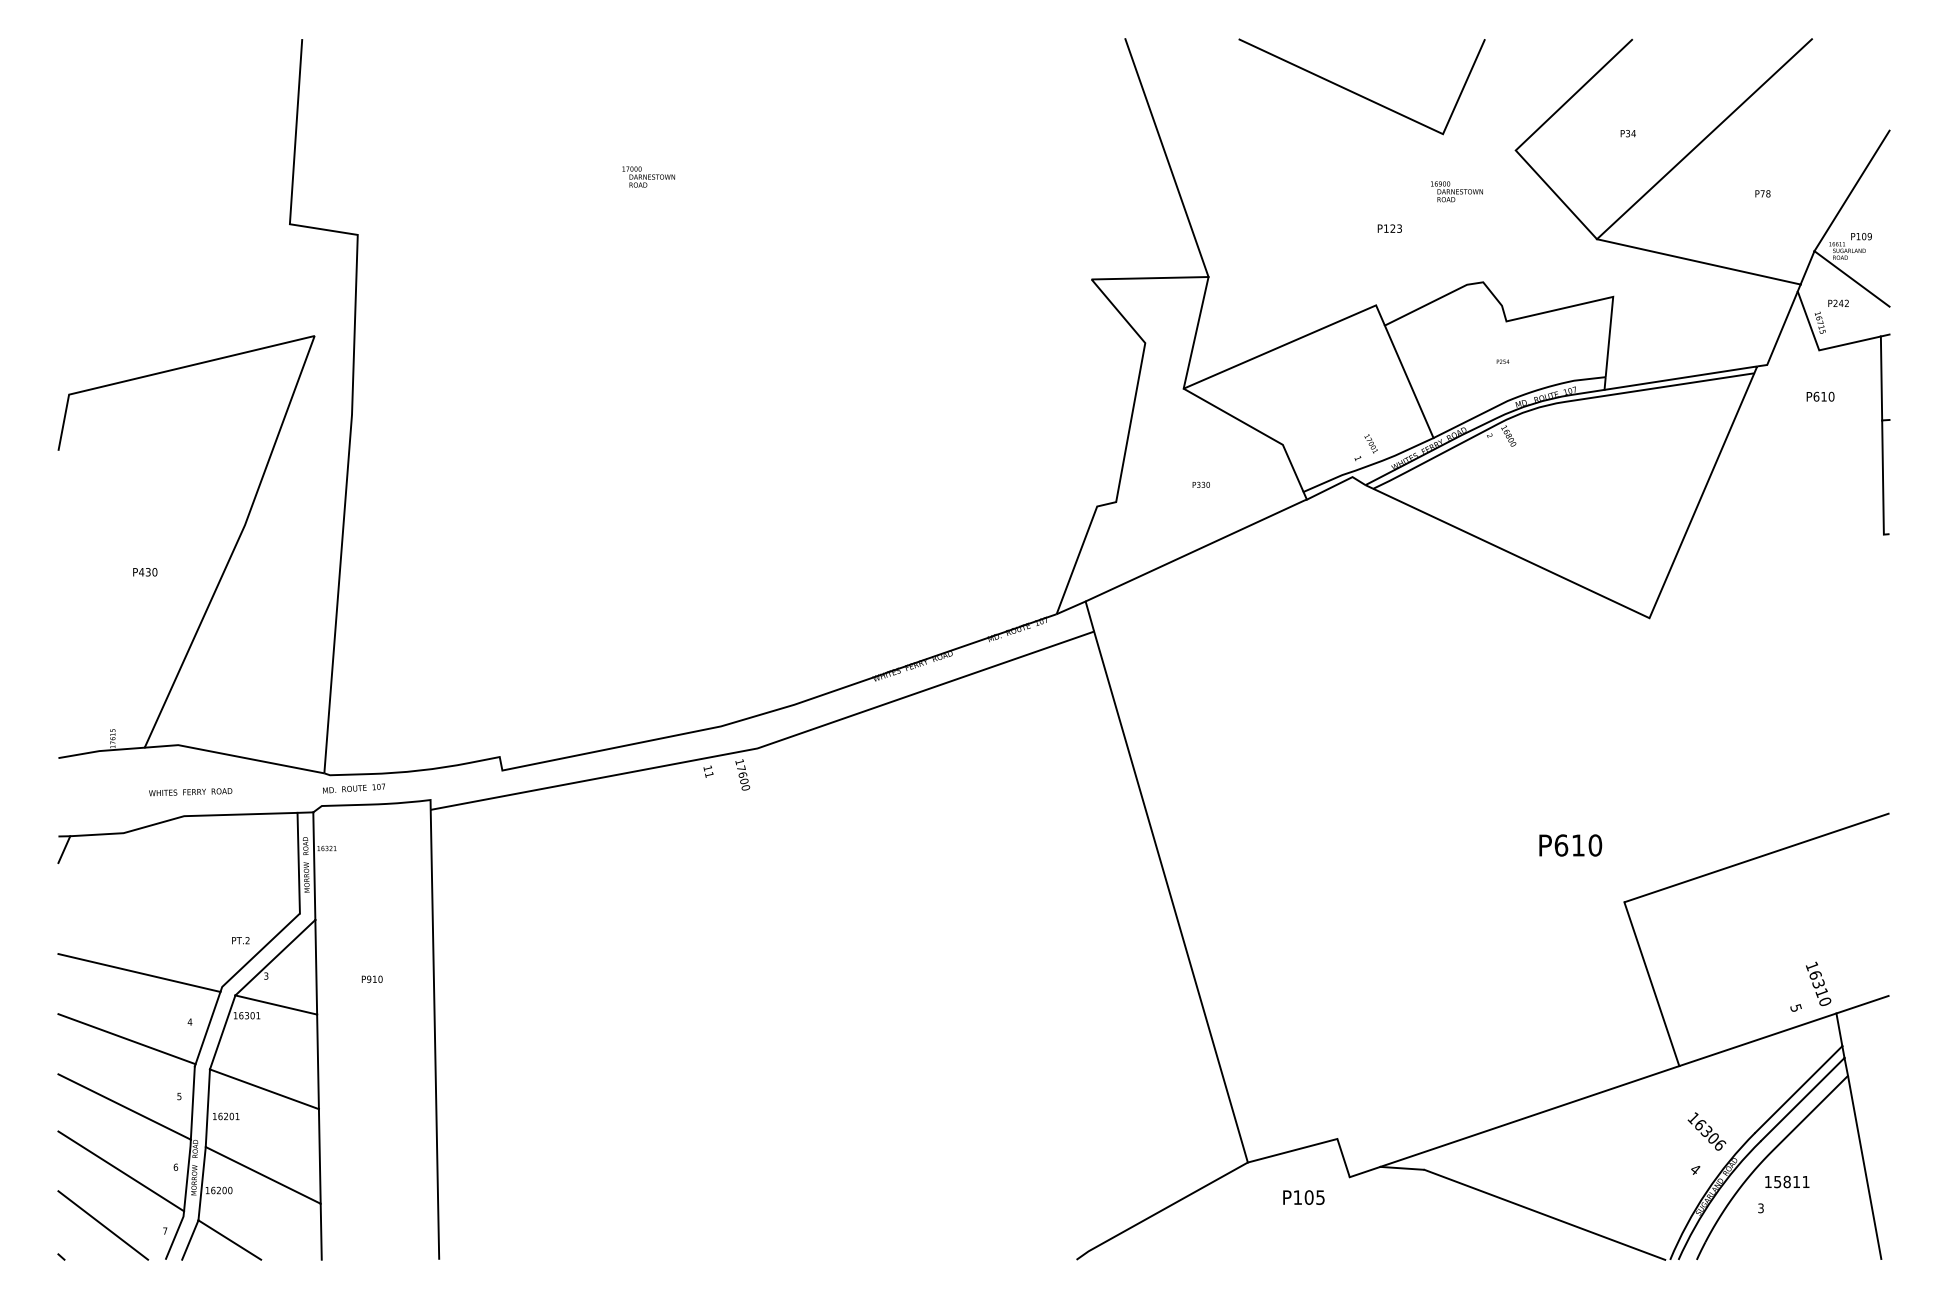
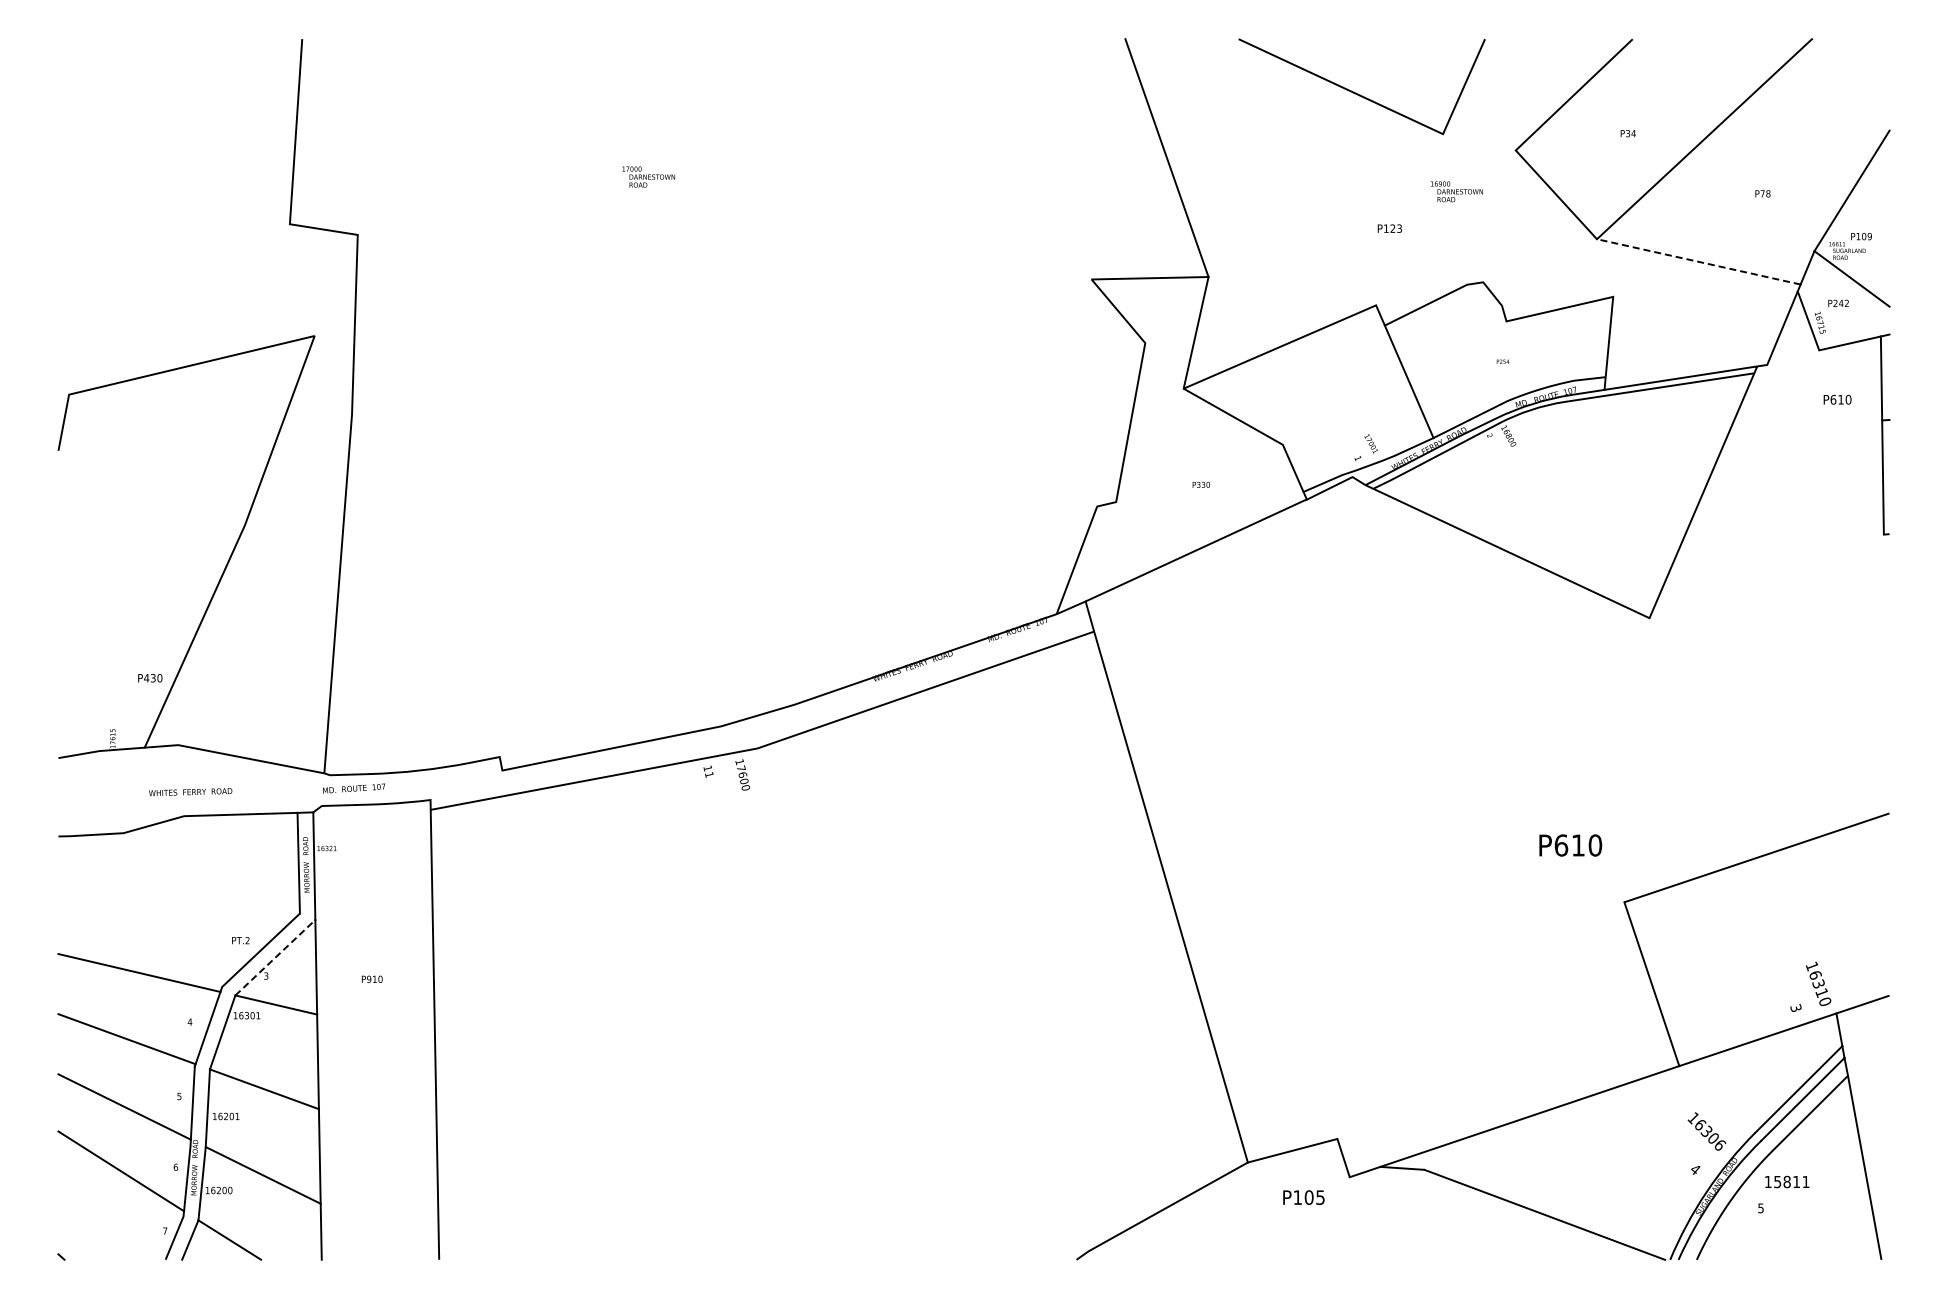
line: solid -> dashed (1698, 261)
text position: (1820, 396) -> (1837, 399) (1837, 399)
text position: (145, 572) -> (150, 678) (150, 678)
line: present -> none (64, 849)
line: solid -> dashed (275, 957)
text: 5 -> 3 (1796, 1007)
text: 3 -> 5 (1760, 1207)
line: present -> none (103, 1225)
